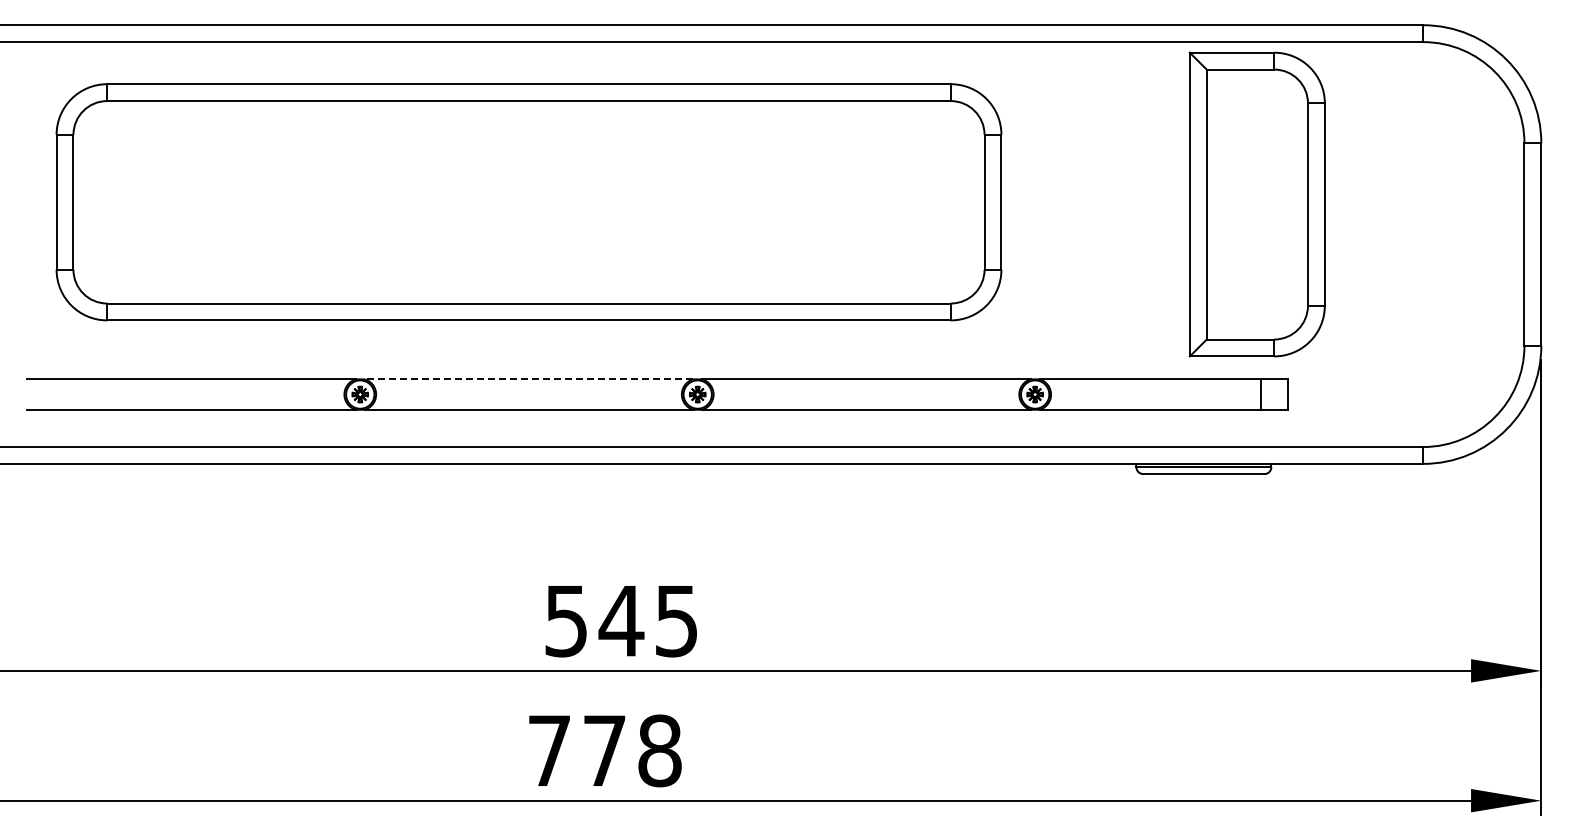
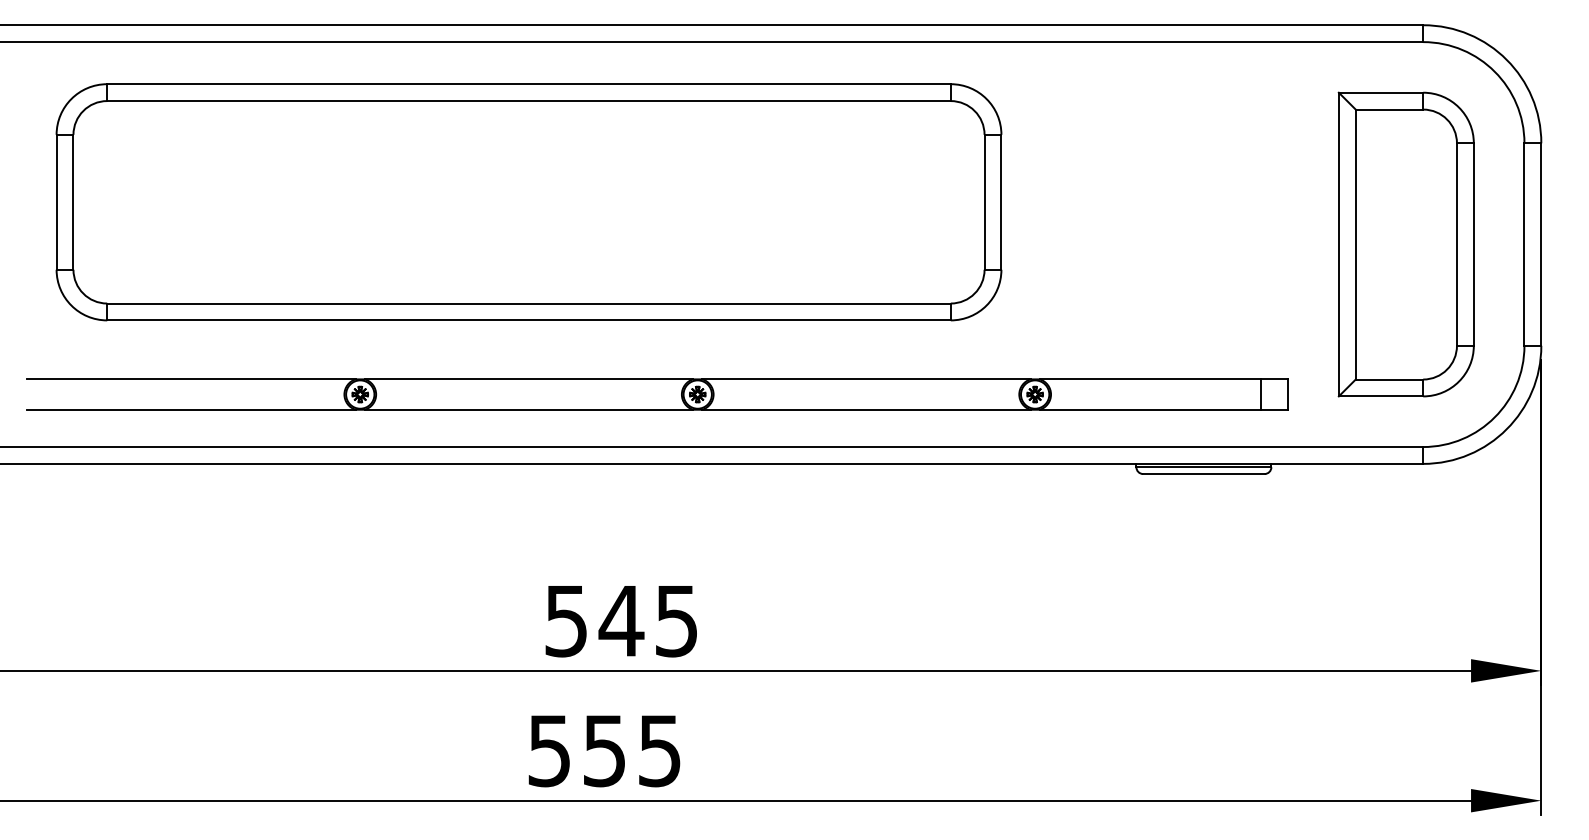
part position: (1256, 204) -> (1405, 244) (1405, 244)
line: dashed -> solid (528, 379)
text: 778 -> 555 (604, 750)
